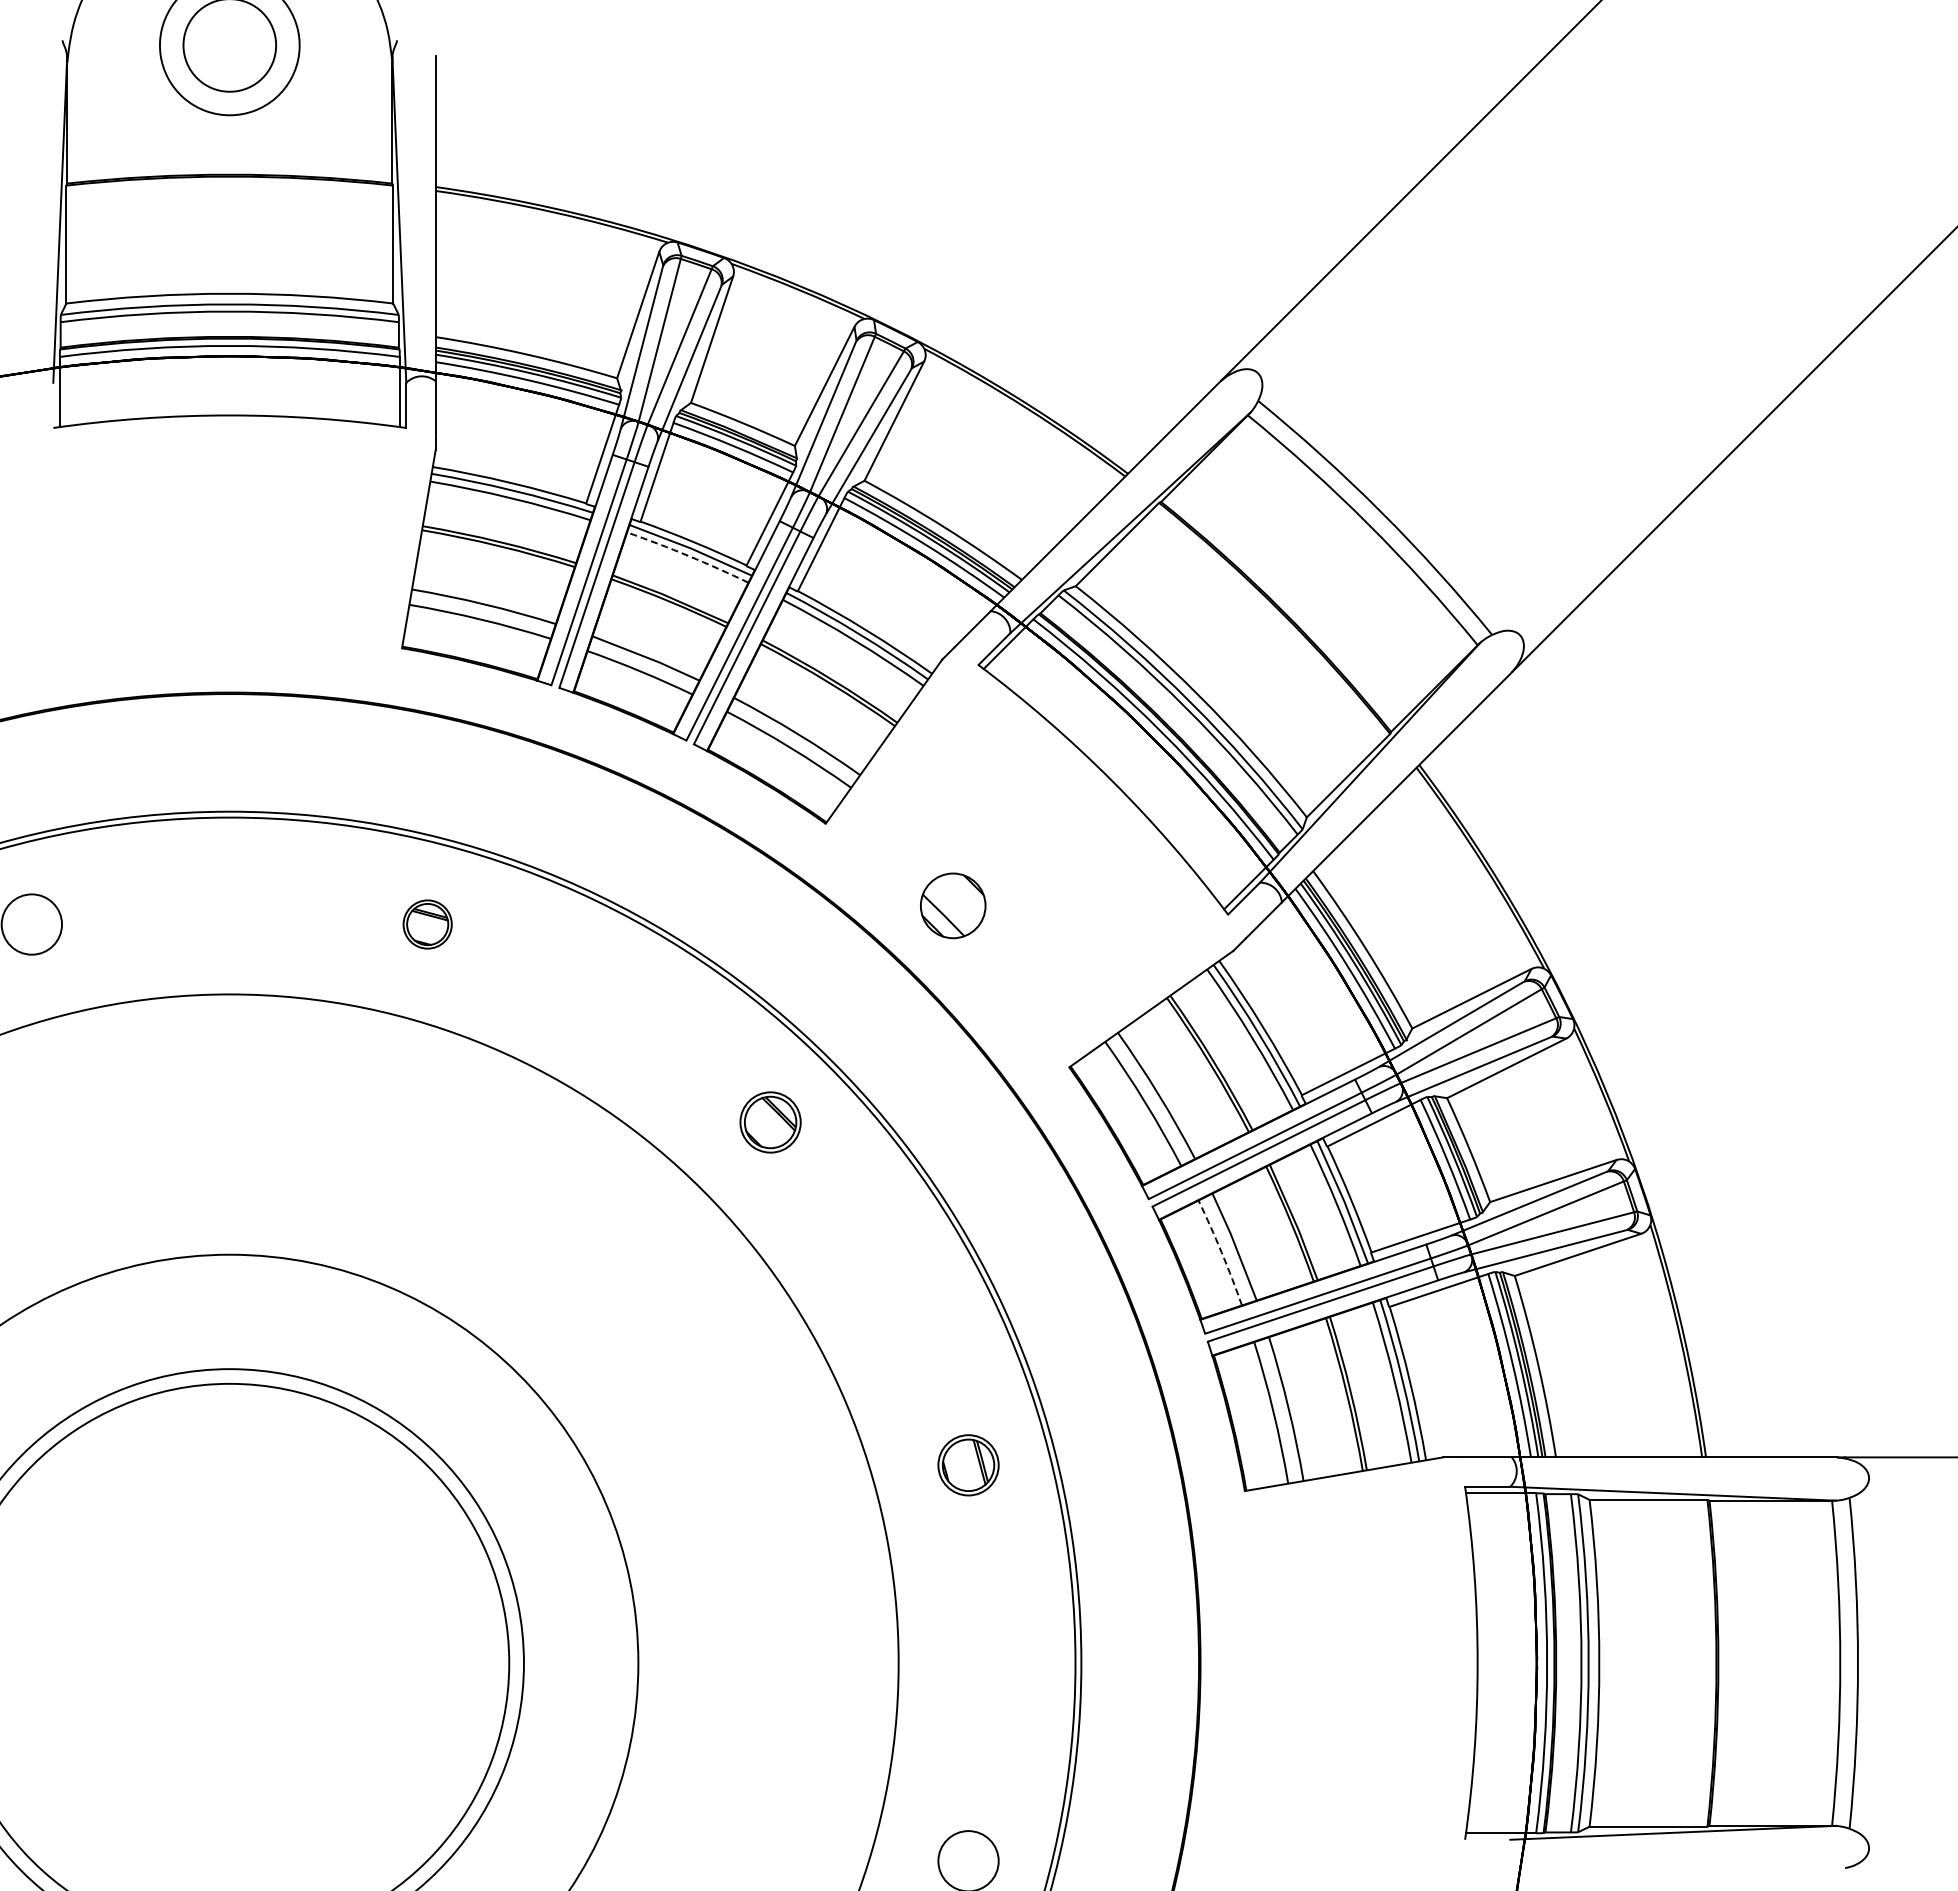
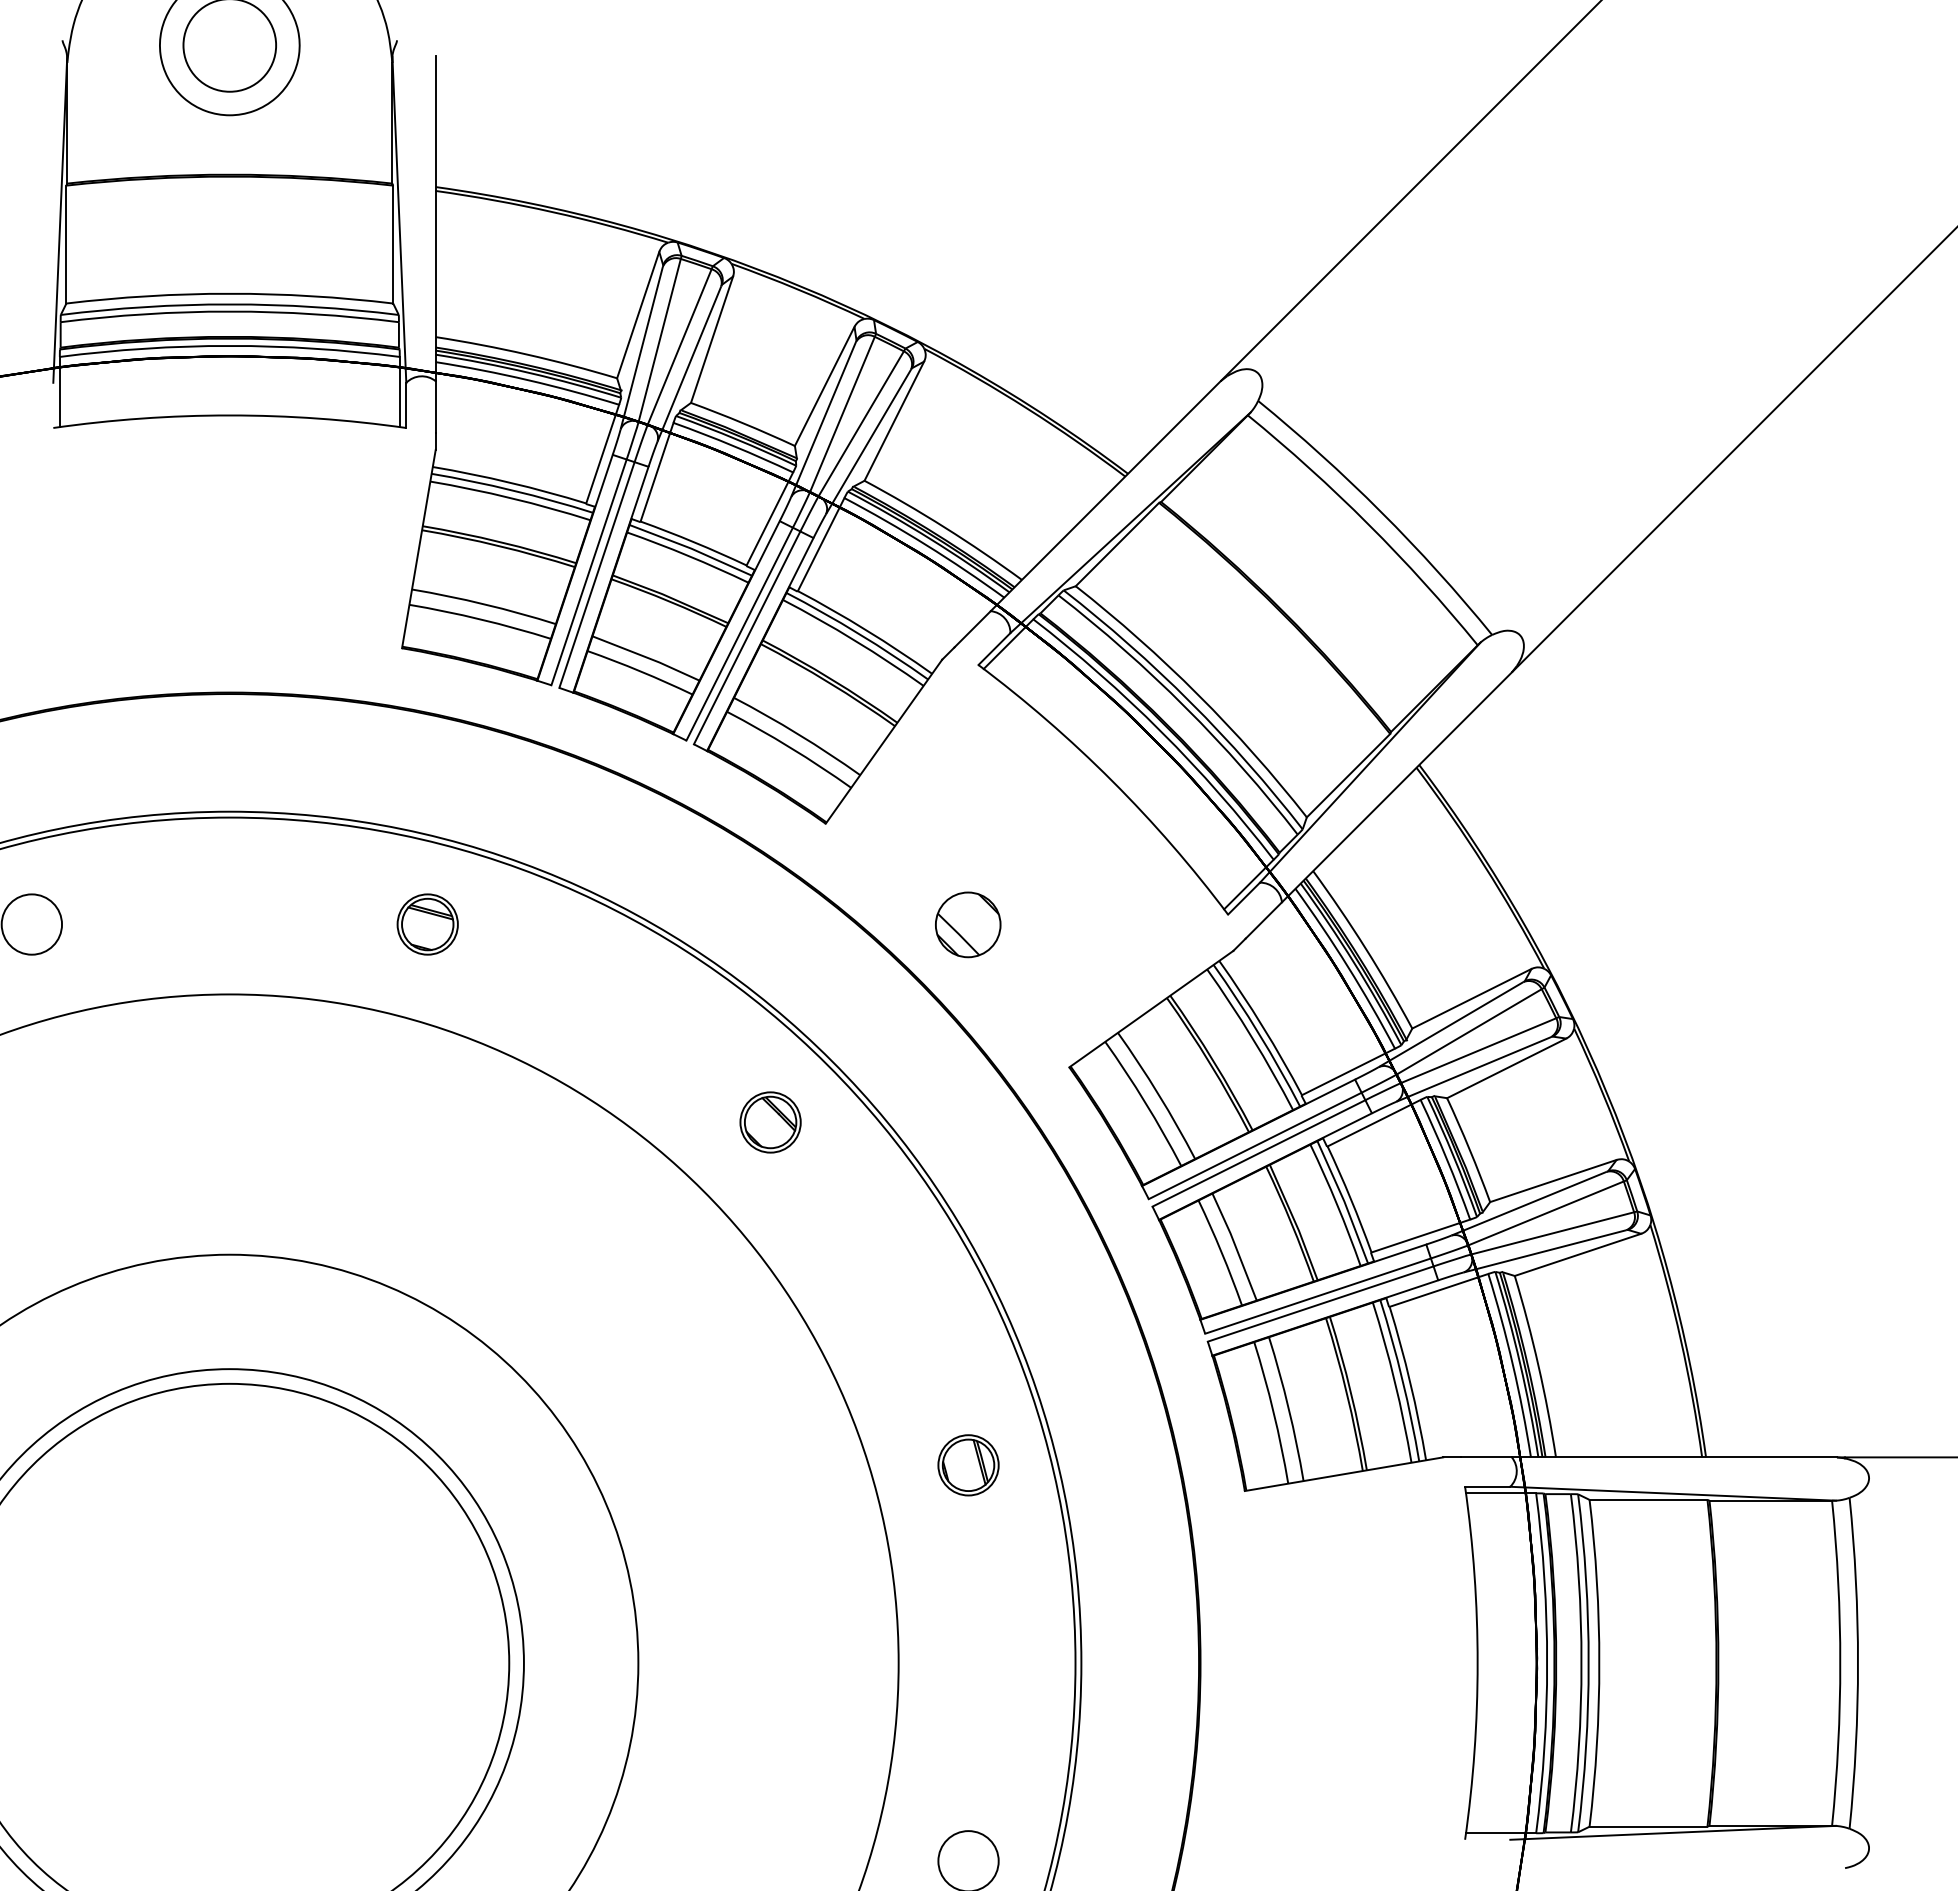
arc: dashed -> solid (688, 555)
part position: (953, 905) -> (968, 924) (968, 924)
part size: 51x51 px -> 63x63 px (427, 924)
arc: dashed -> solid (1221, 1252)
